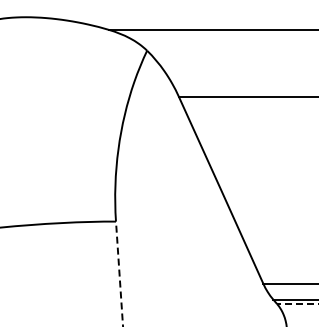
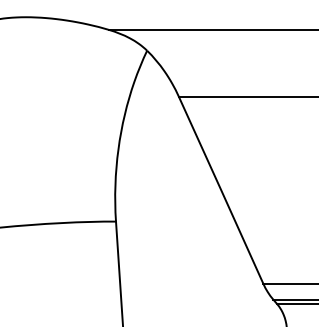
line: dashed -> solid (119, 274)
line: dashed -> solid (297, 304)
